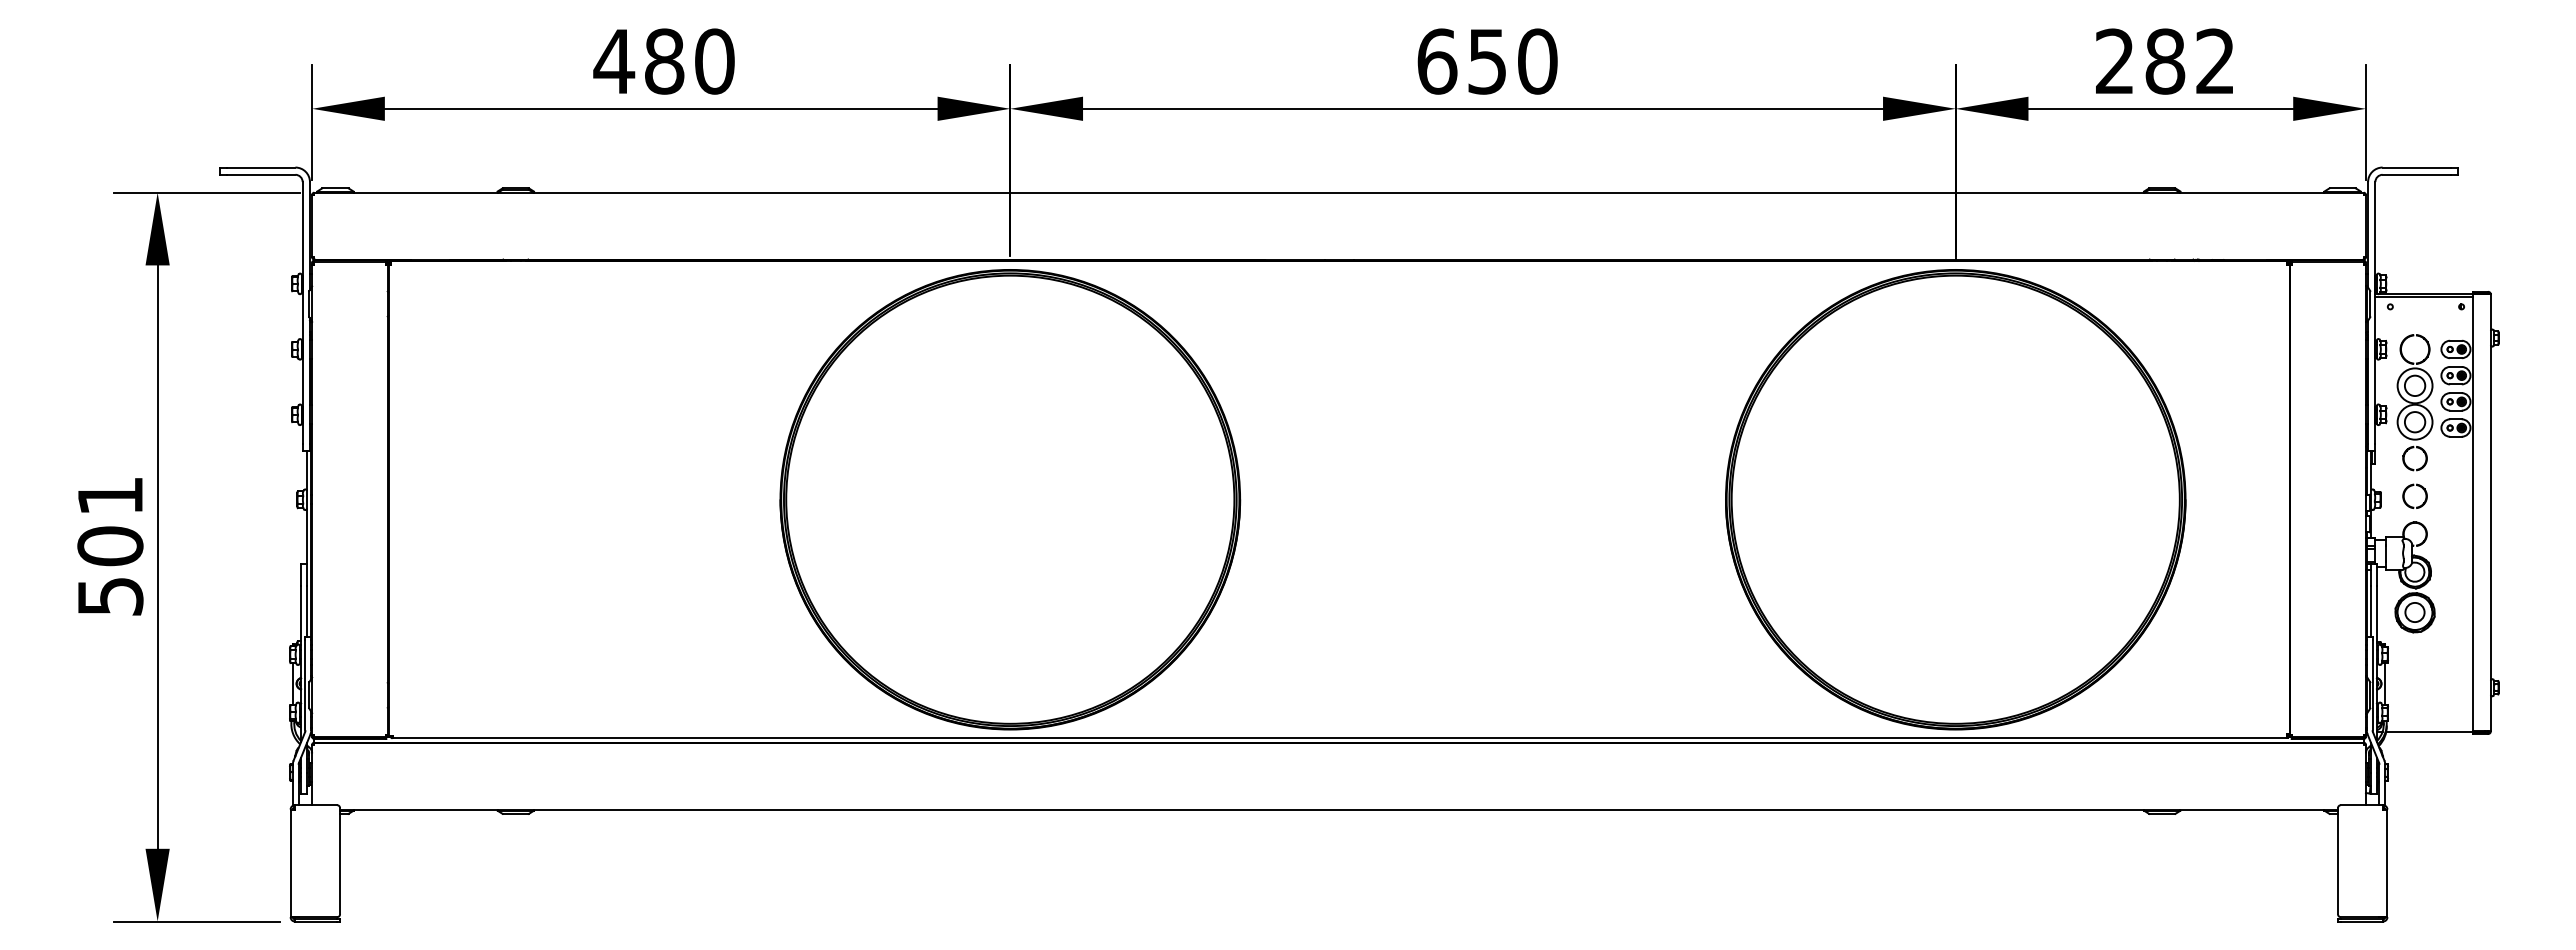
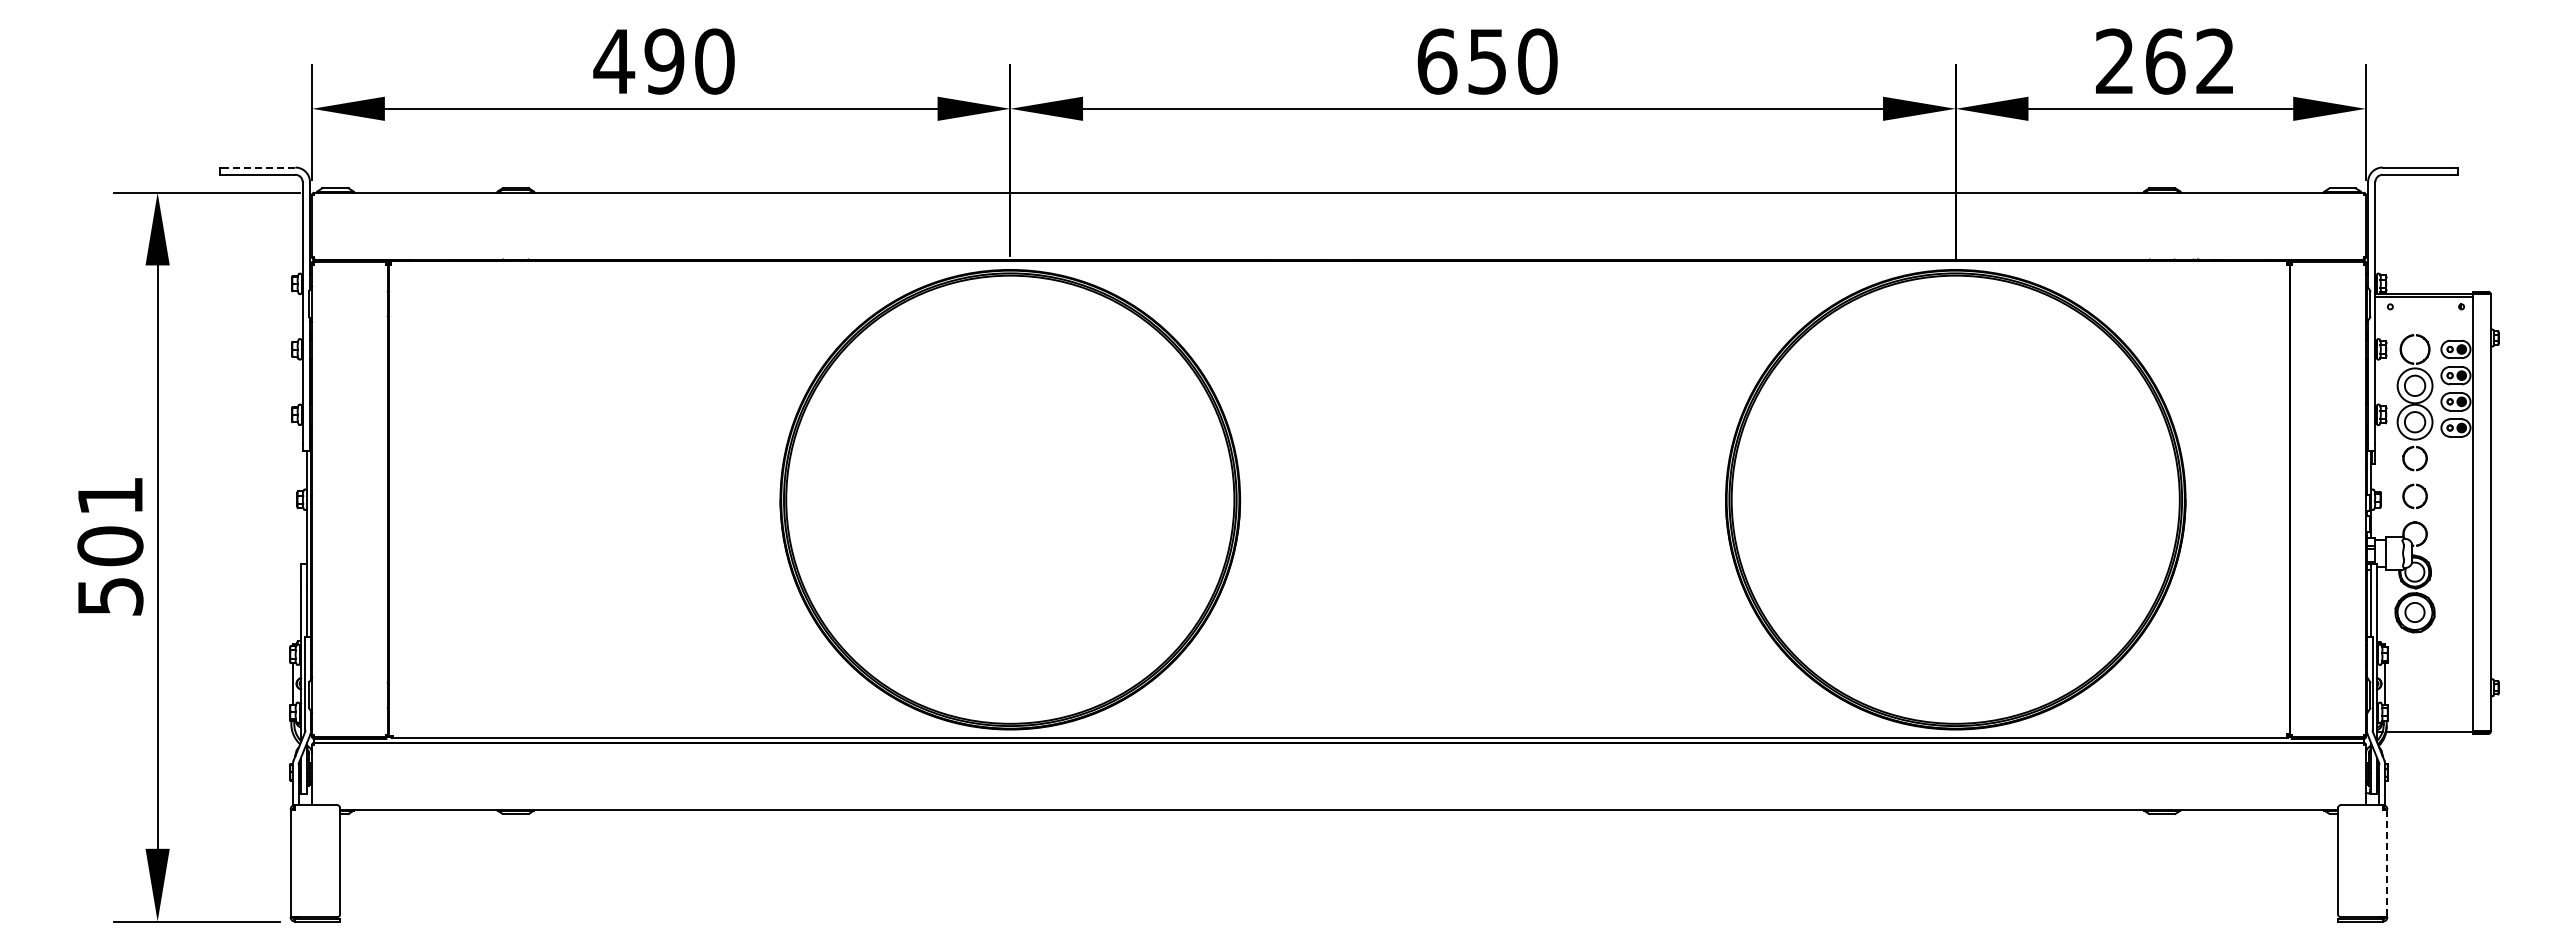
text: 480 -> 490 (664, 61)
text: 282 -> 262 (2165, 61)
line: solid -> dashed (260, 167)
line: solid -> dashed (2387, 863)
